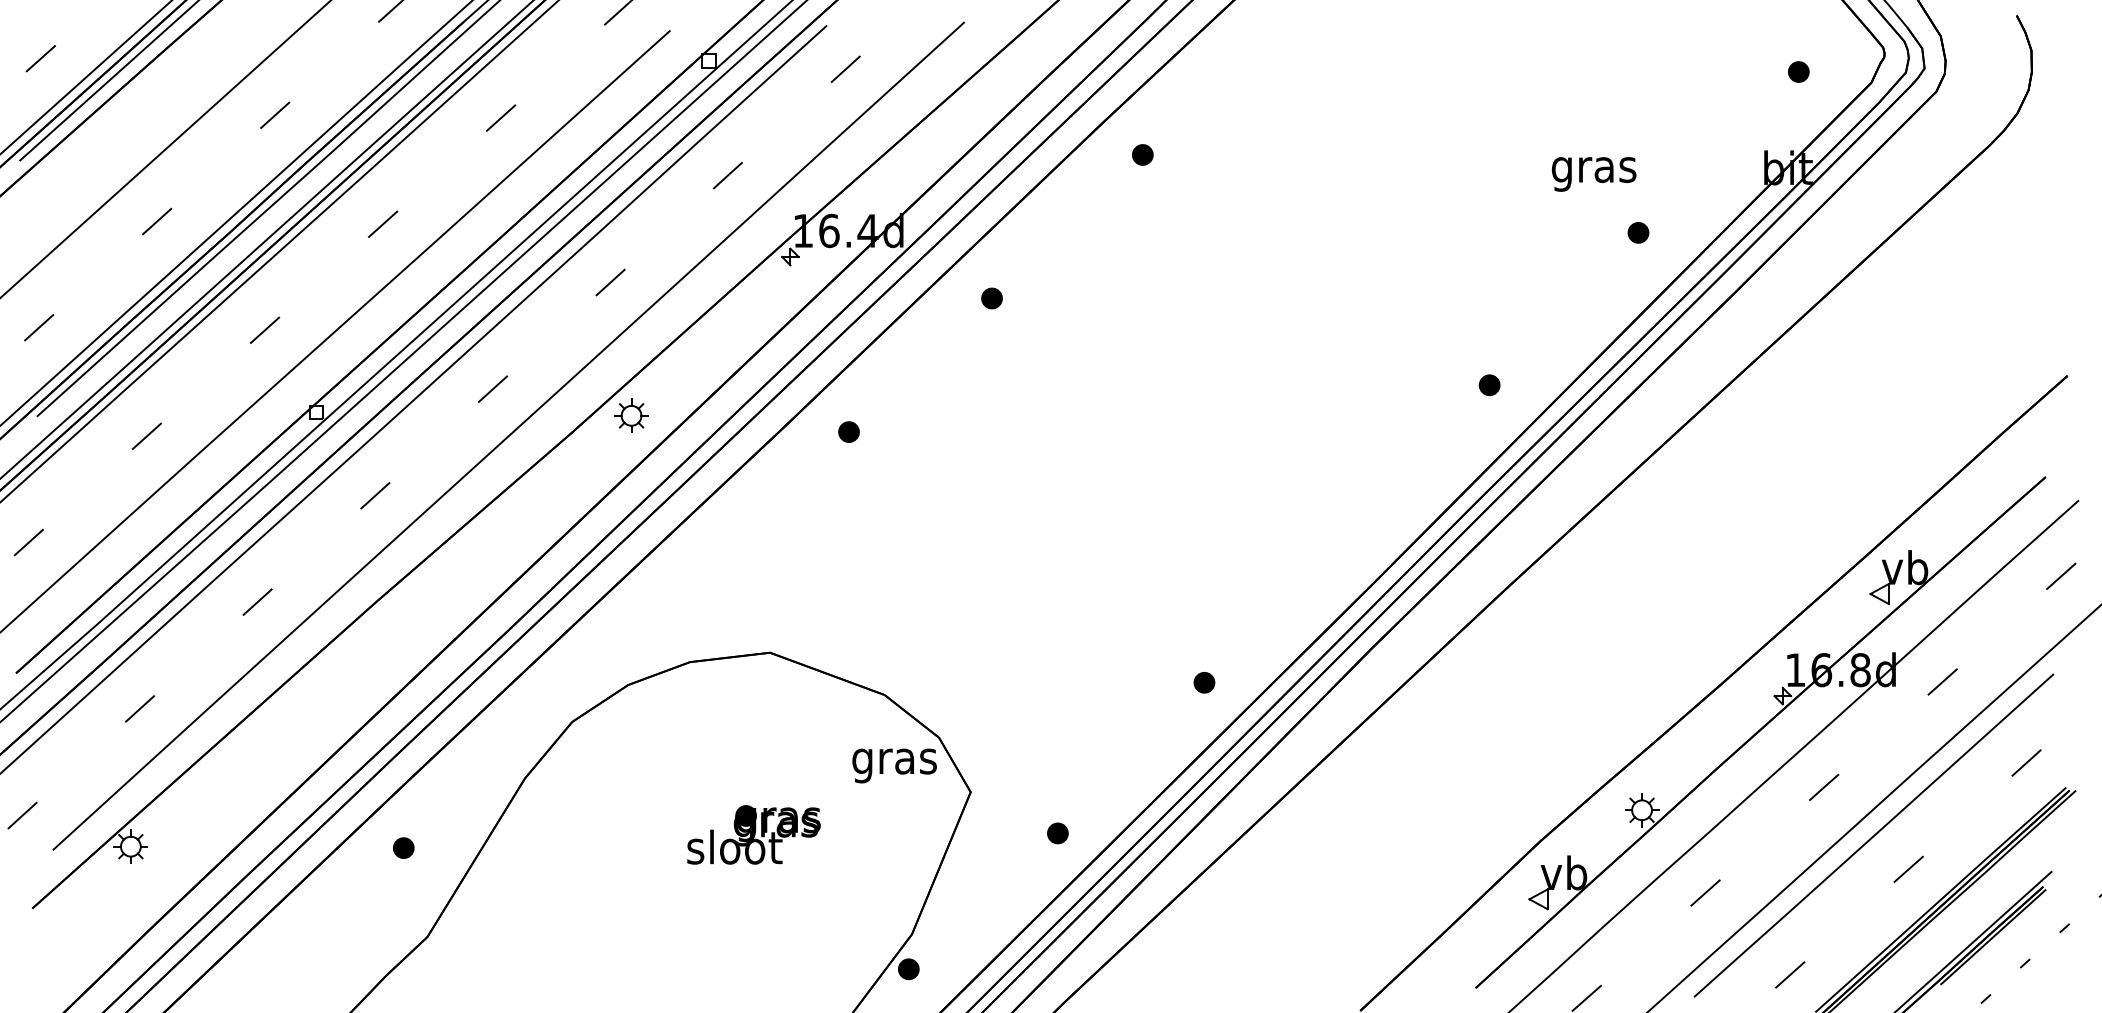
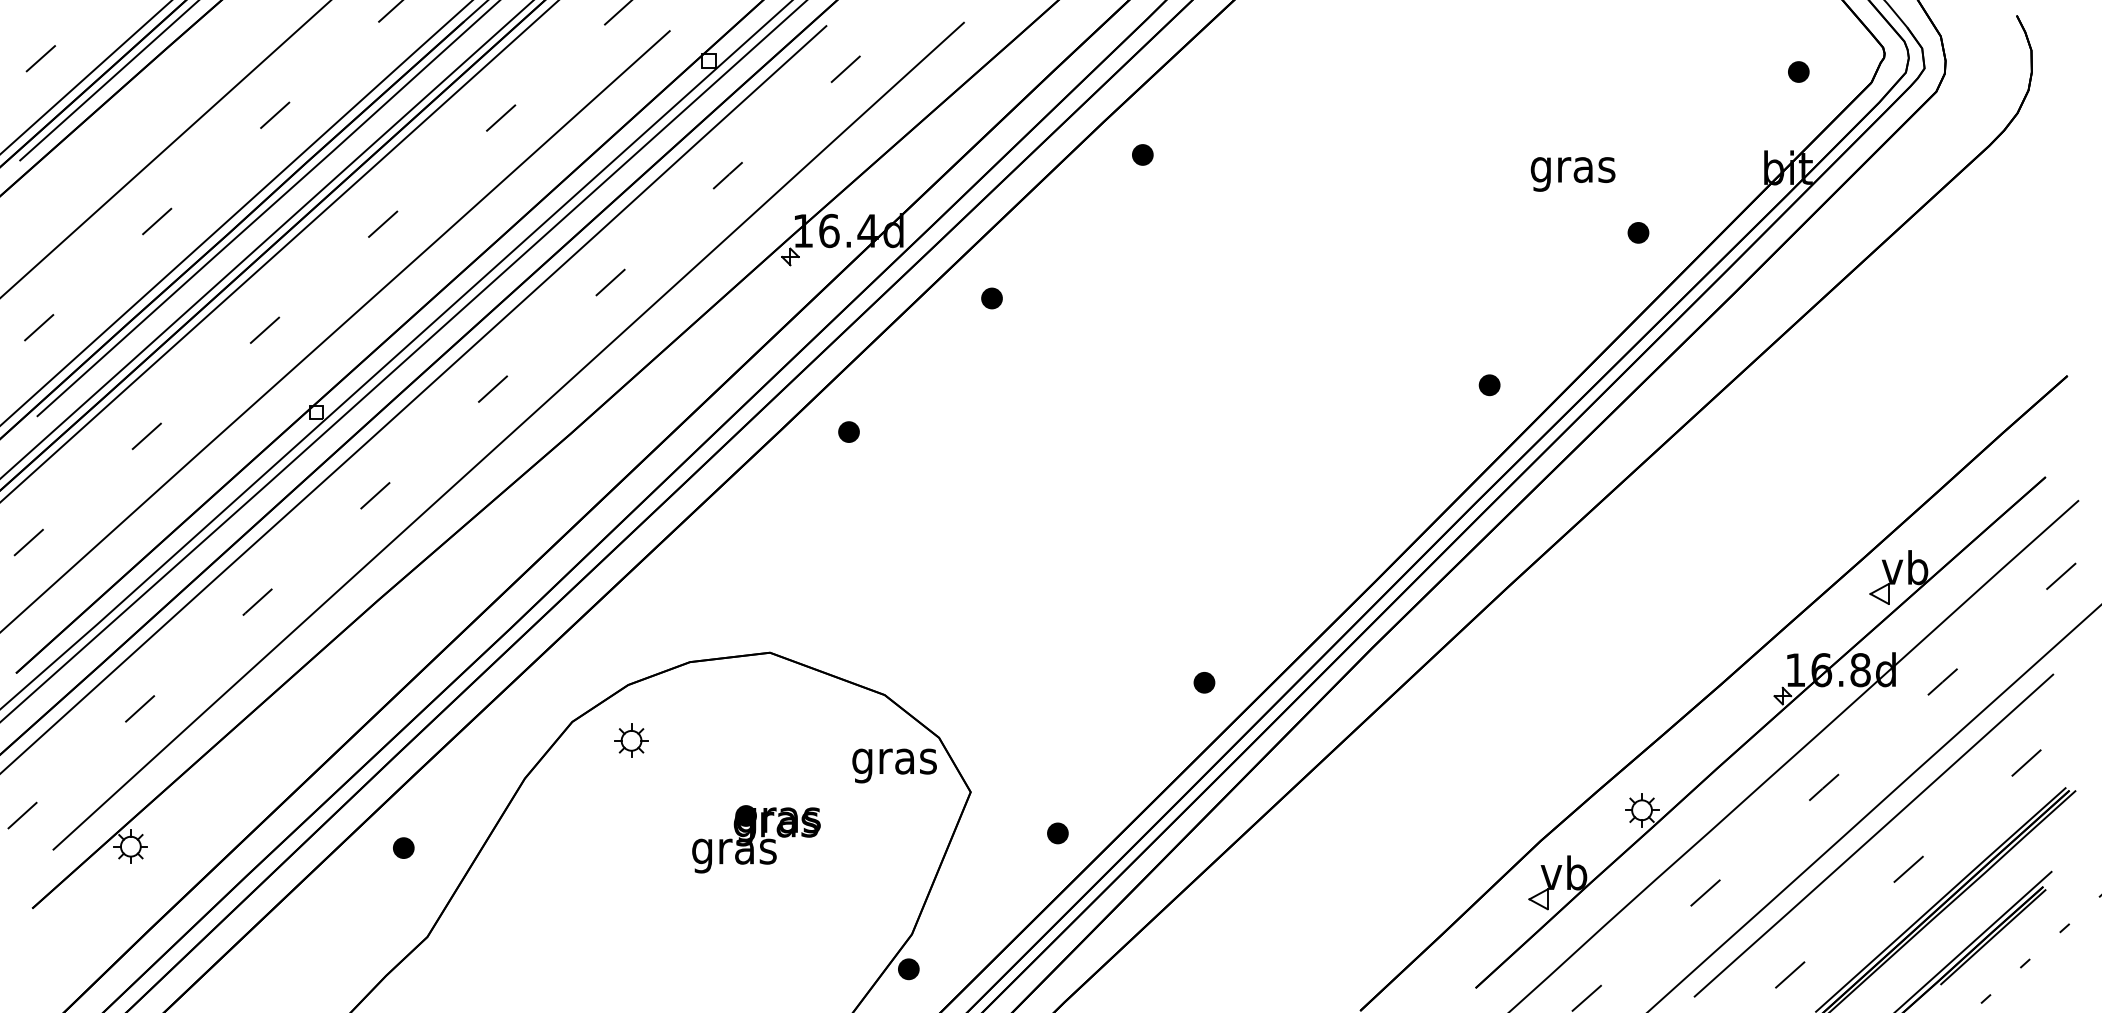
text position: (1593, 174) -> (1572, 174) (1572, 174)
part position: (631, 415) -> (631, 740) (631, 740)
text: sloot -> gras (734, 851)
